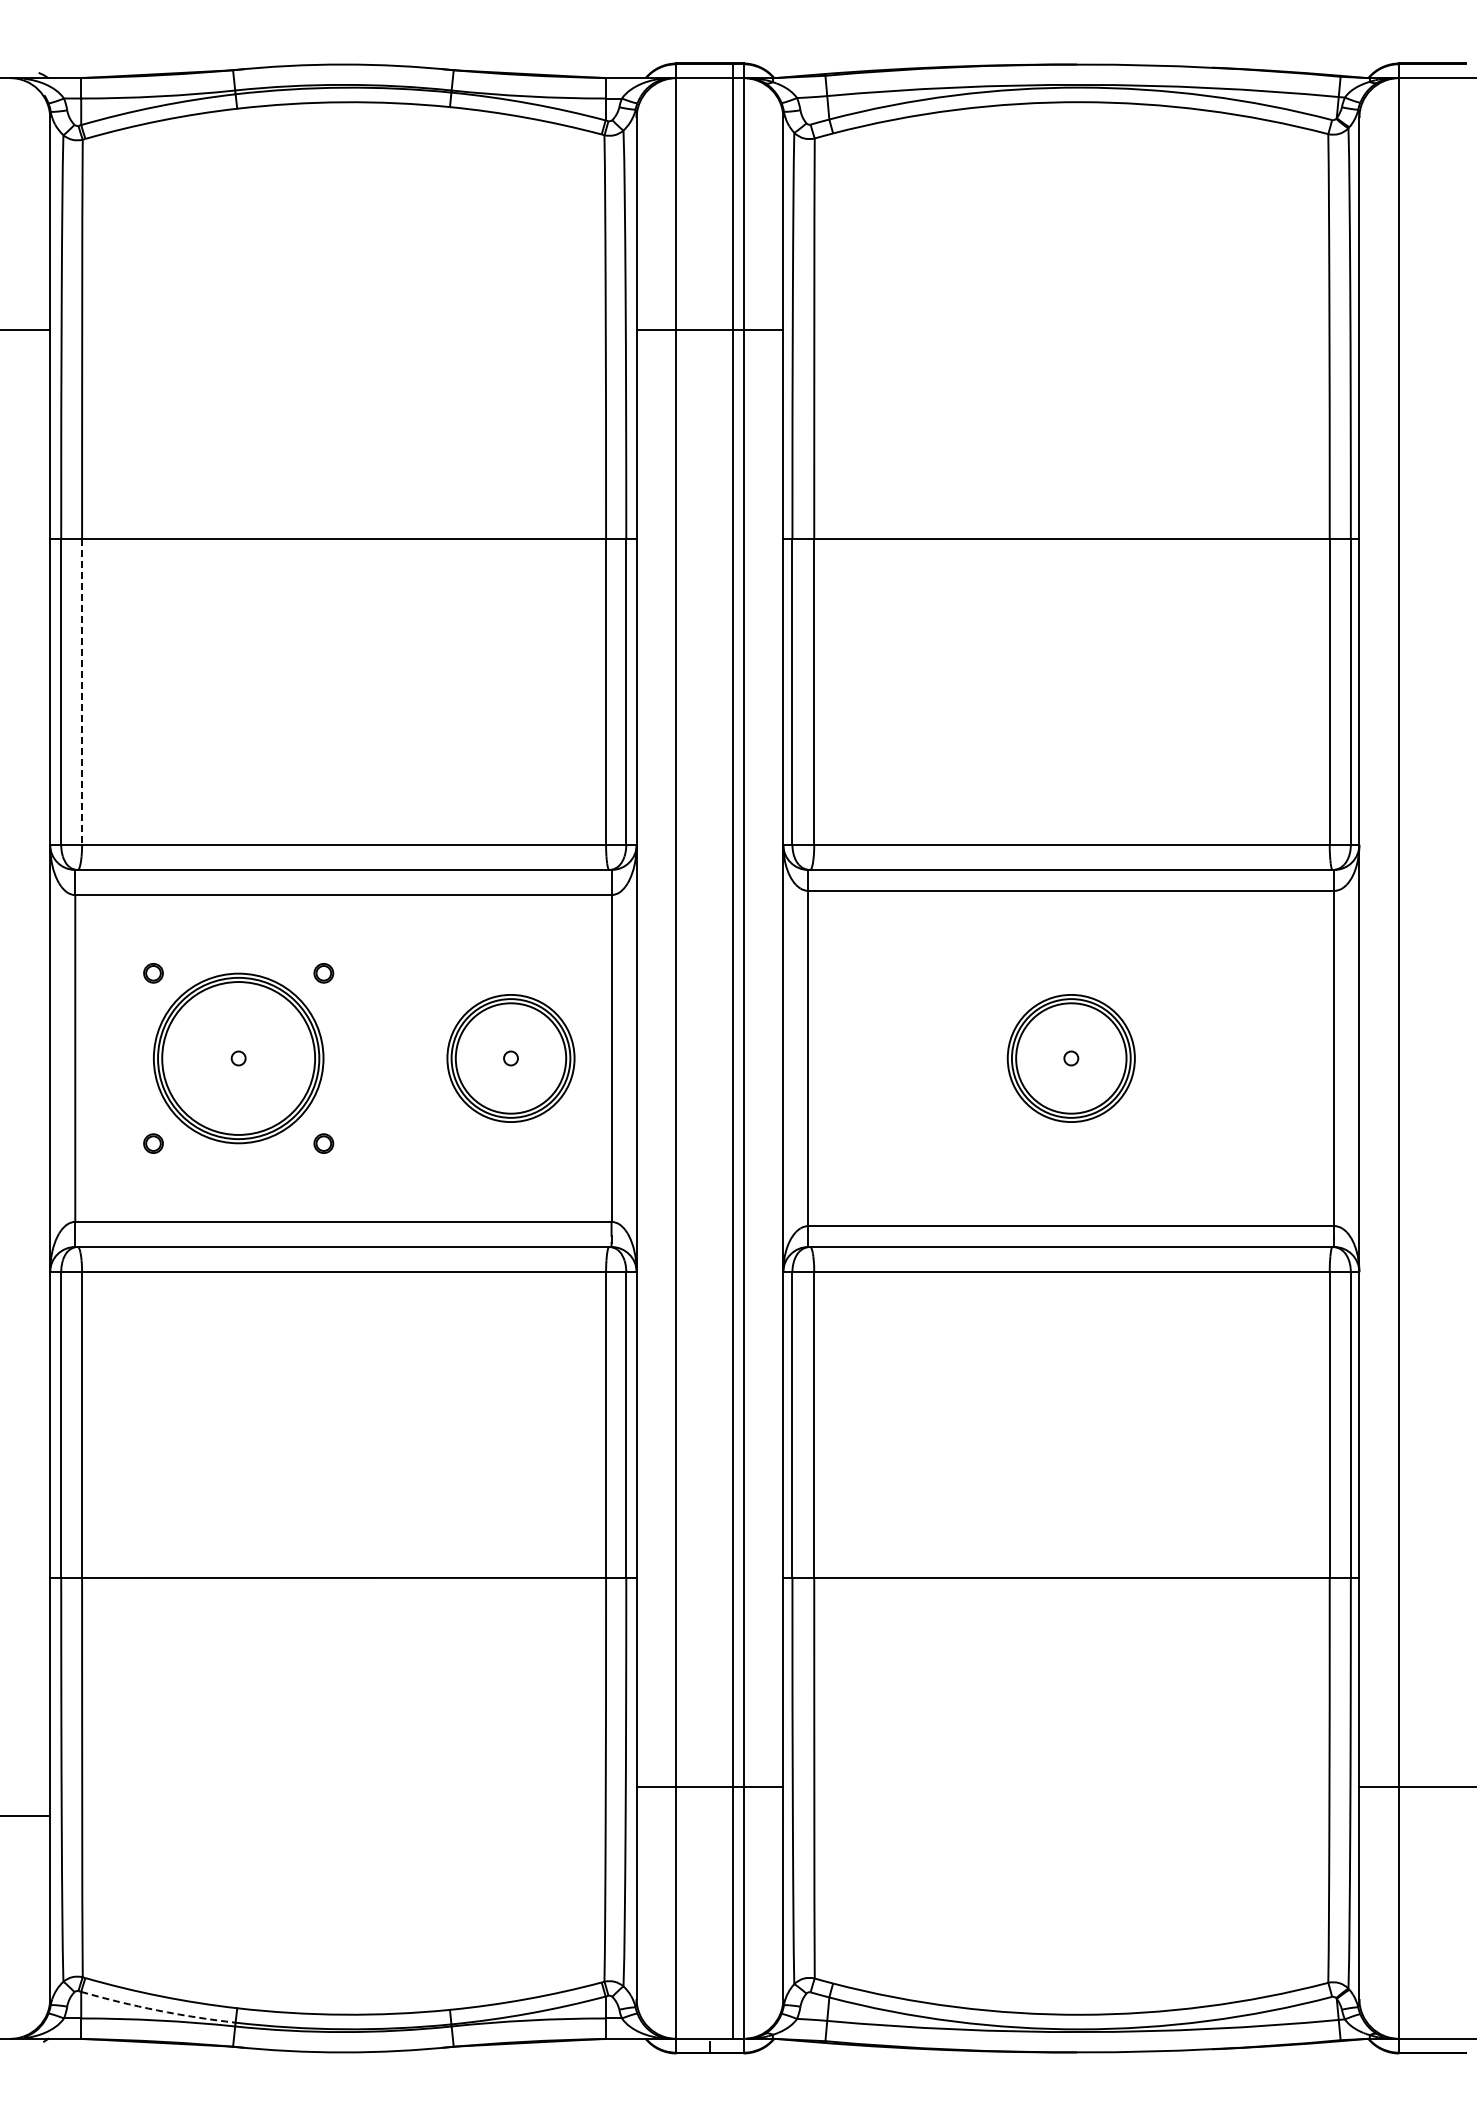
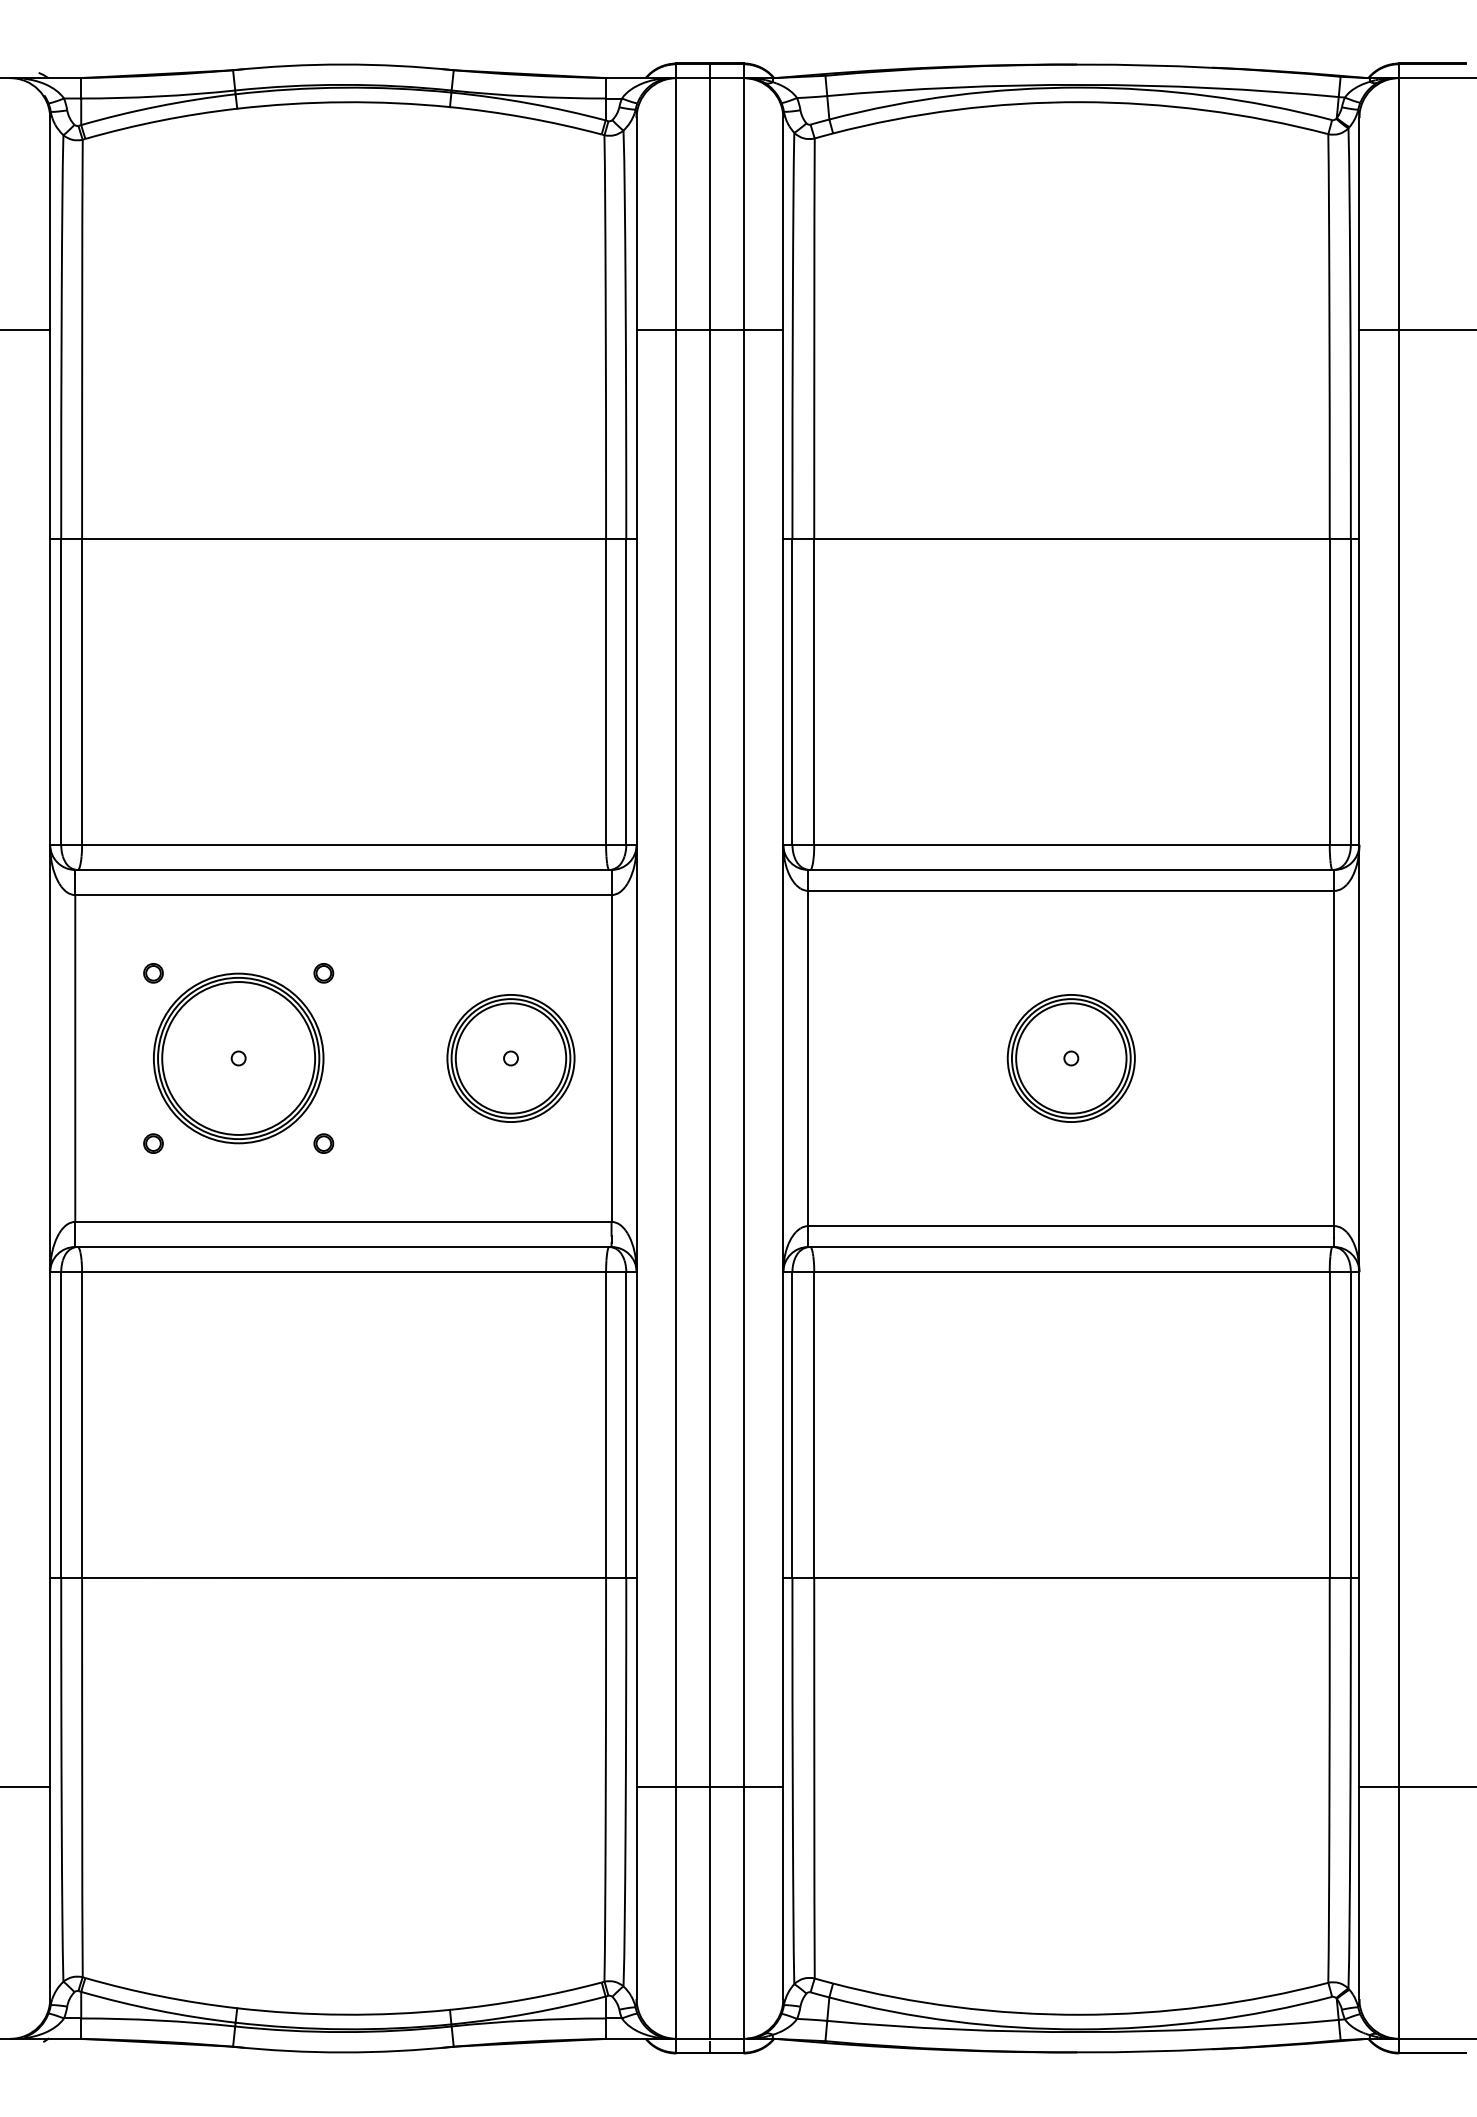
line: none -> present (1416, 329)
line: dashed -> solid (82, 691)
line position: (733, 1050) -> (710, 1050) (710, 1050)
line position: (26, 1816) -> (26, 1787) (26, 1787)
arc: dashed -> solid (157, 2010)
